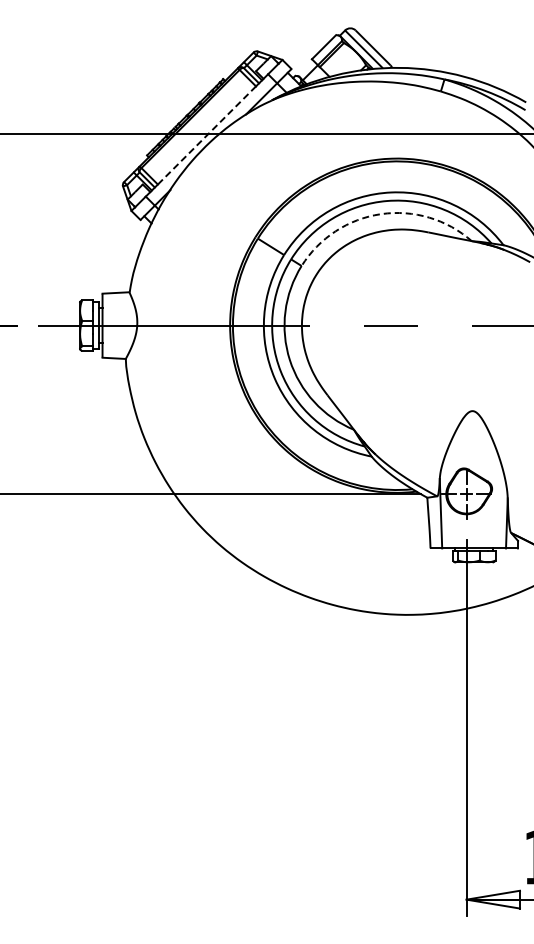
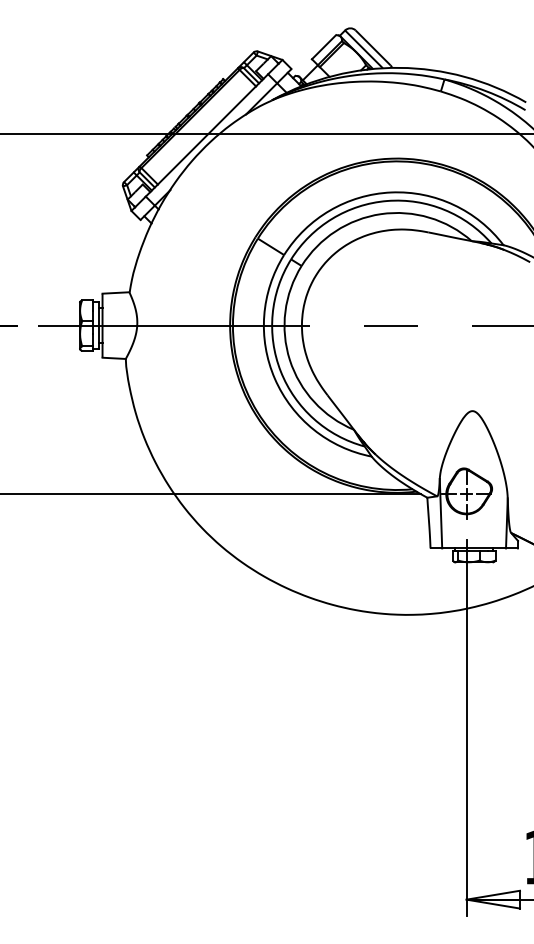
line: dashed -> solid (207, 135)
arc: dashed -> solid (381, 214)
